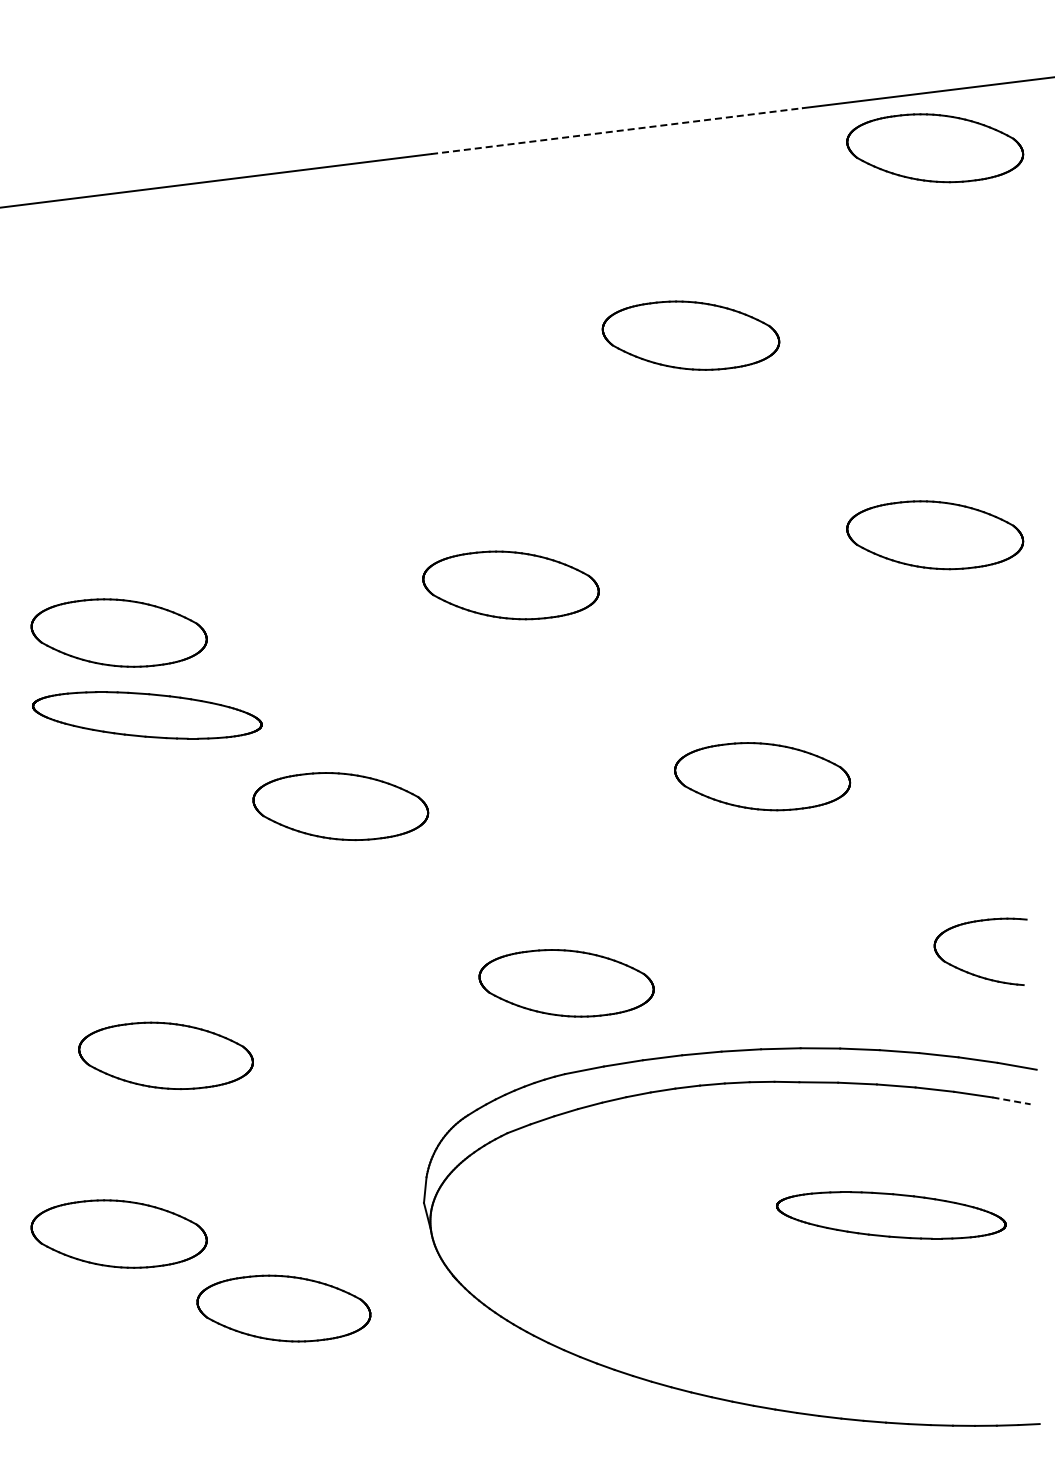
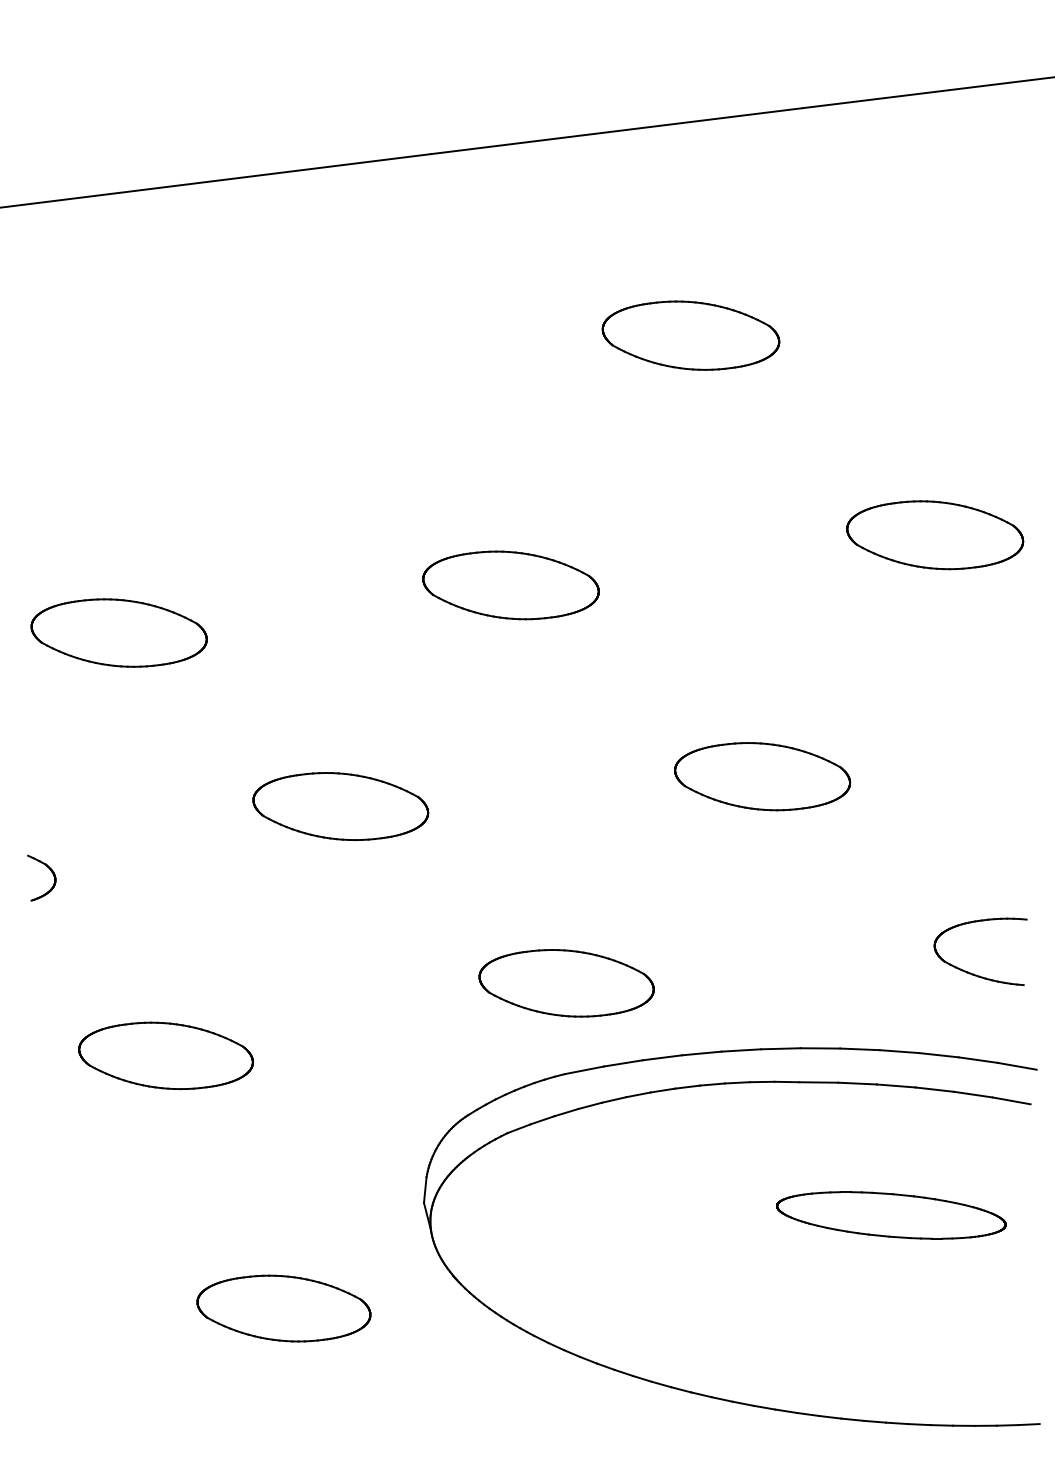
line: dashed -> solid (617, 131)
part: present -> none (935, 148)
part: present -> none (147, 715)
part: none -> present (51, 872)
line: dashed -> solid (1012, 1100)
part: present -> none (118, 1233)
